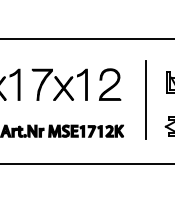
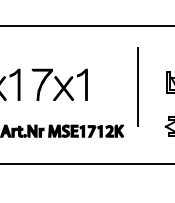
line position: (86, 38) -> (86, 25) (86, 25)
part: present -> none (110, 84)
line position: (145, 99) -> (137, 86) (137, 86)
